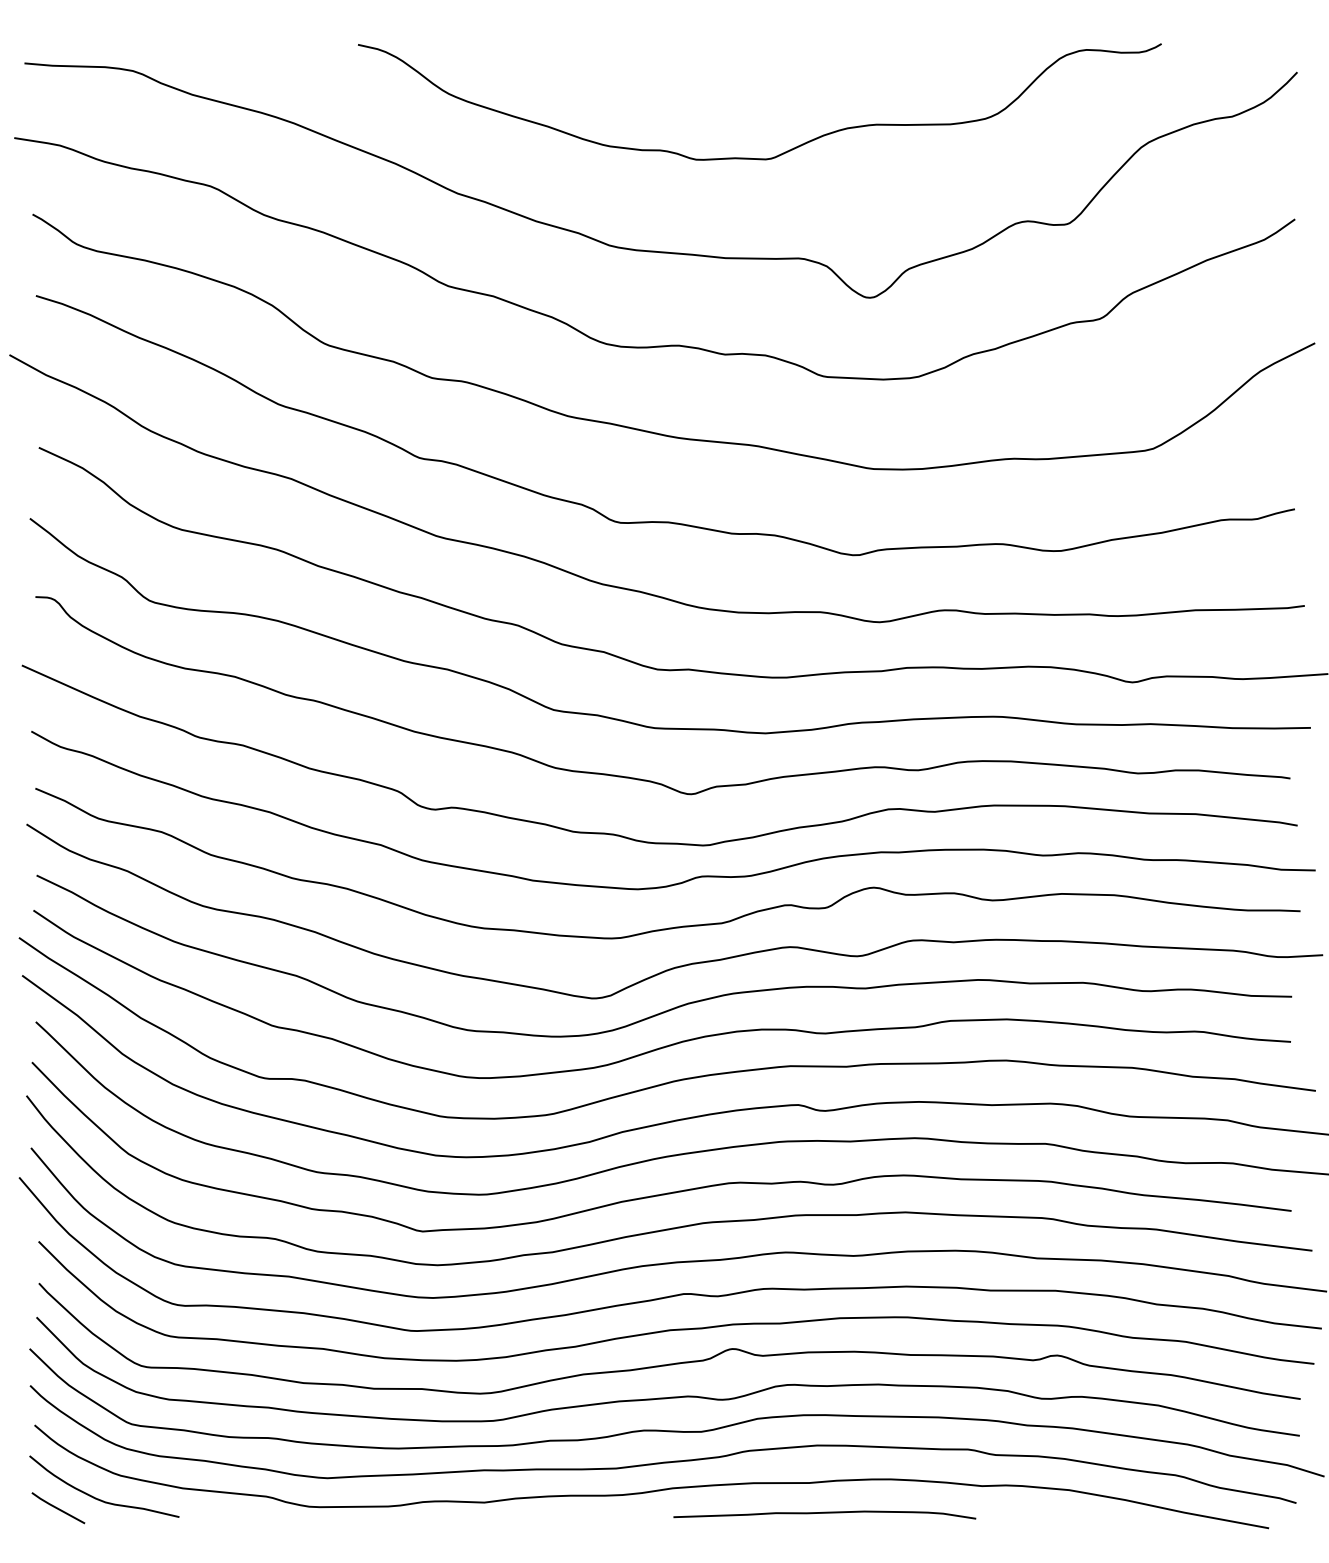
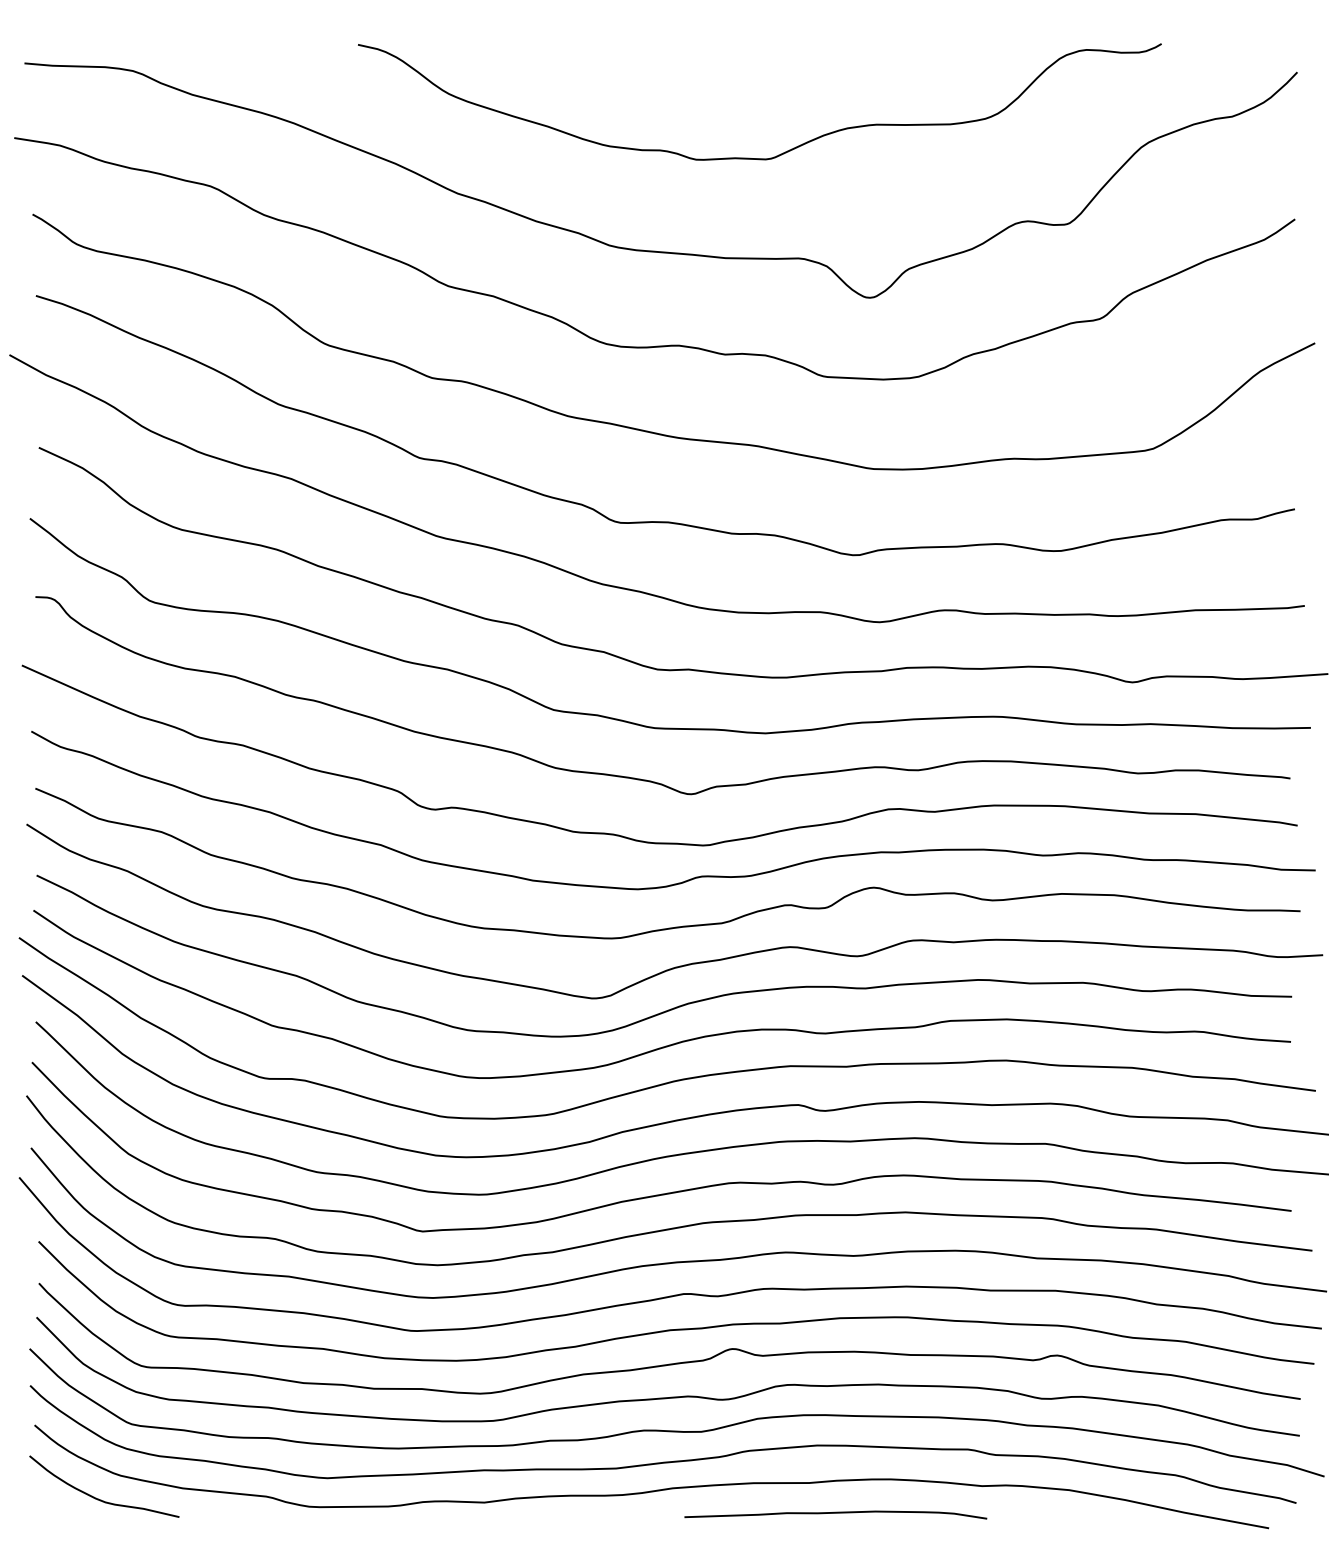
line: present -> none (58, 1508)
curve position: (824, 1513) -> (835, 1513) (835, 1513)
